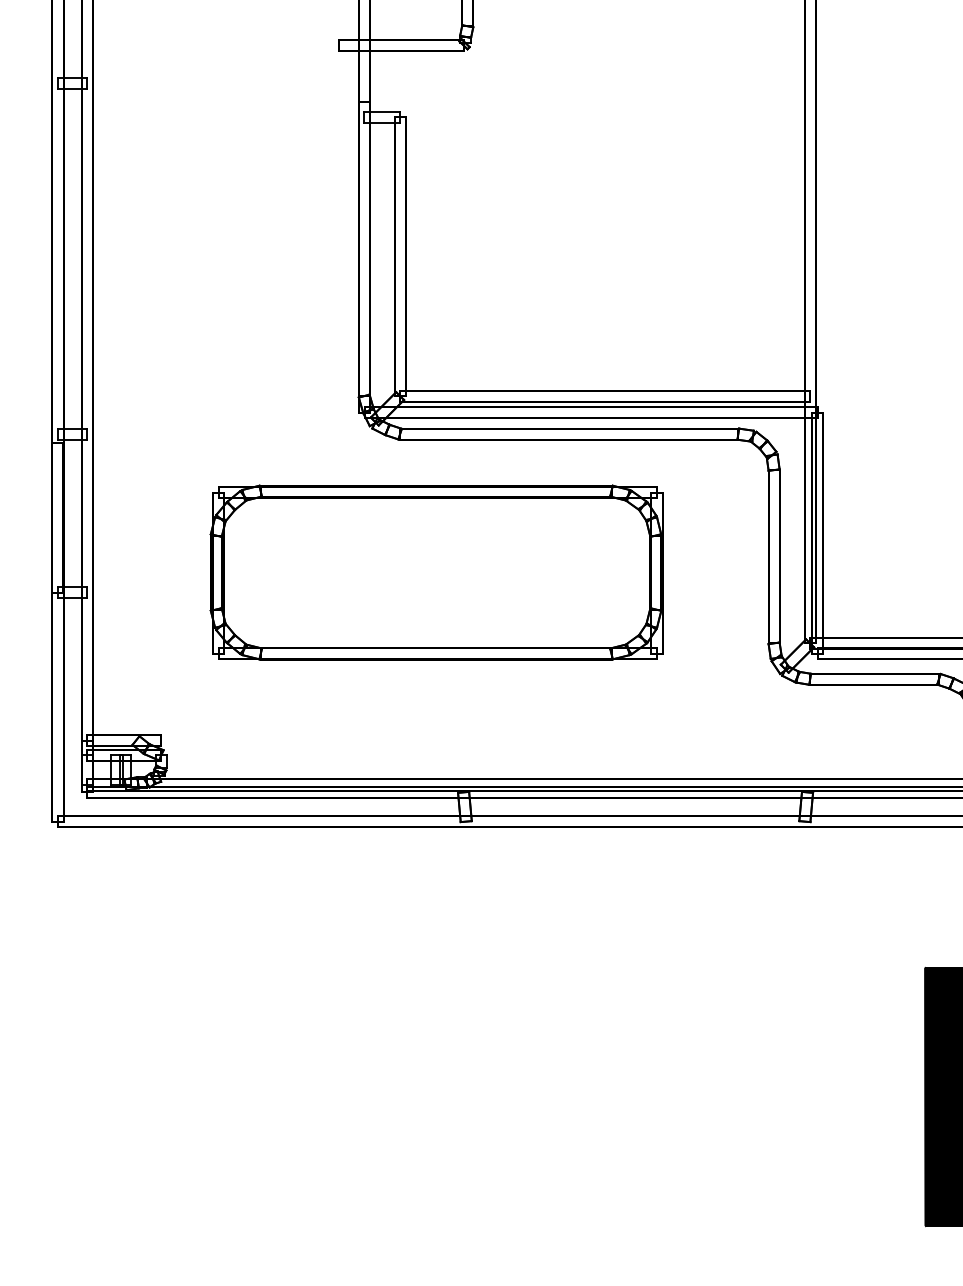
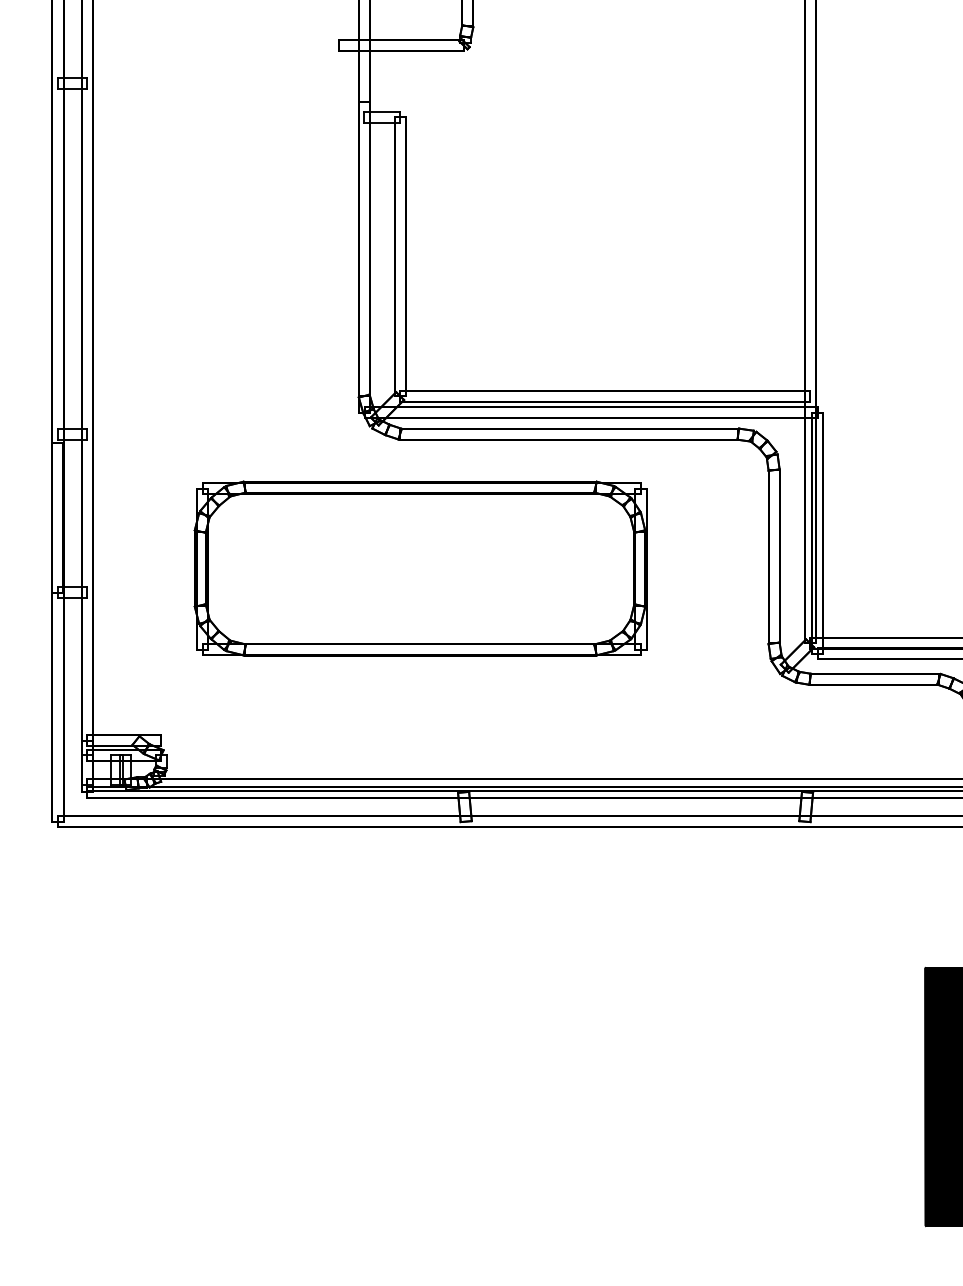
part position: (436, 572) -> (420, 568) (420, 568)
